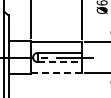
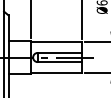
line: dashed -> solid (59, 62)
line: dashed -> solid (56, 72)
